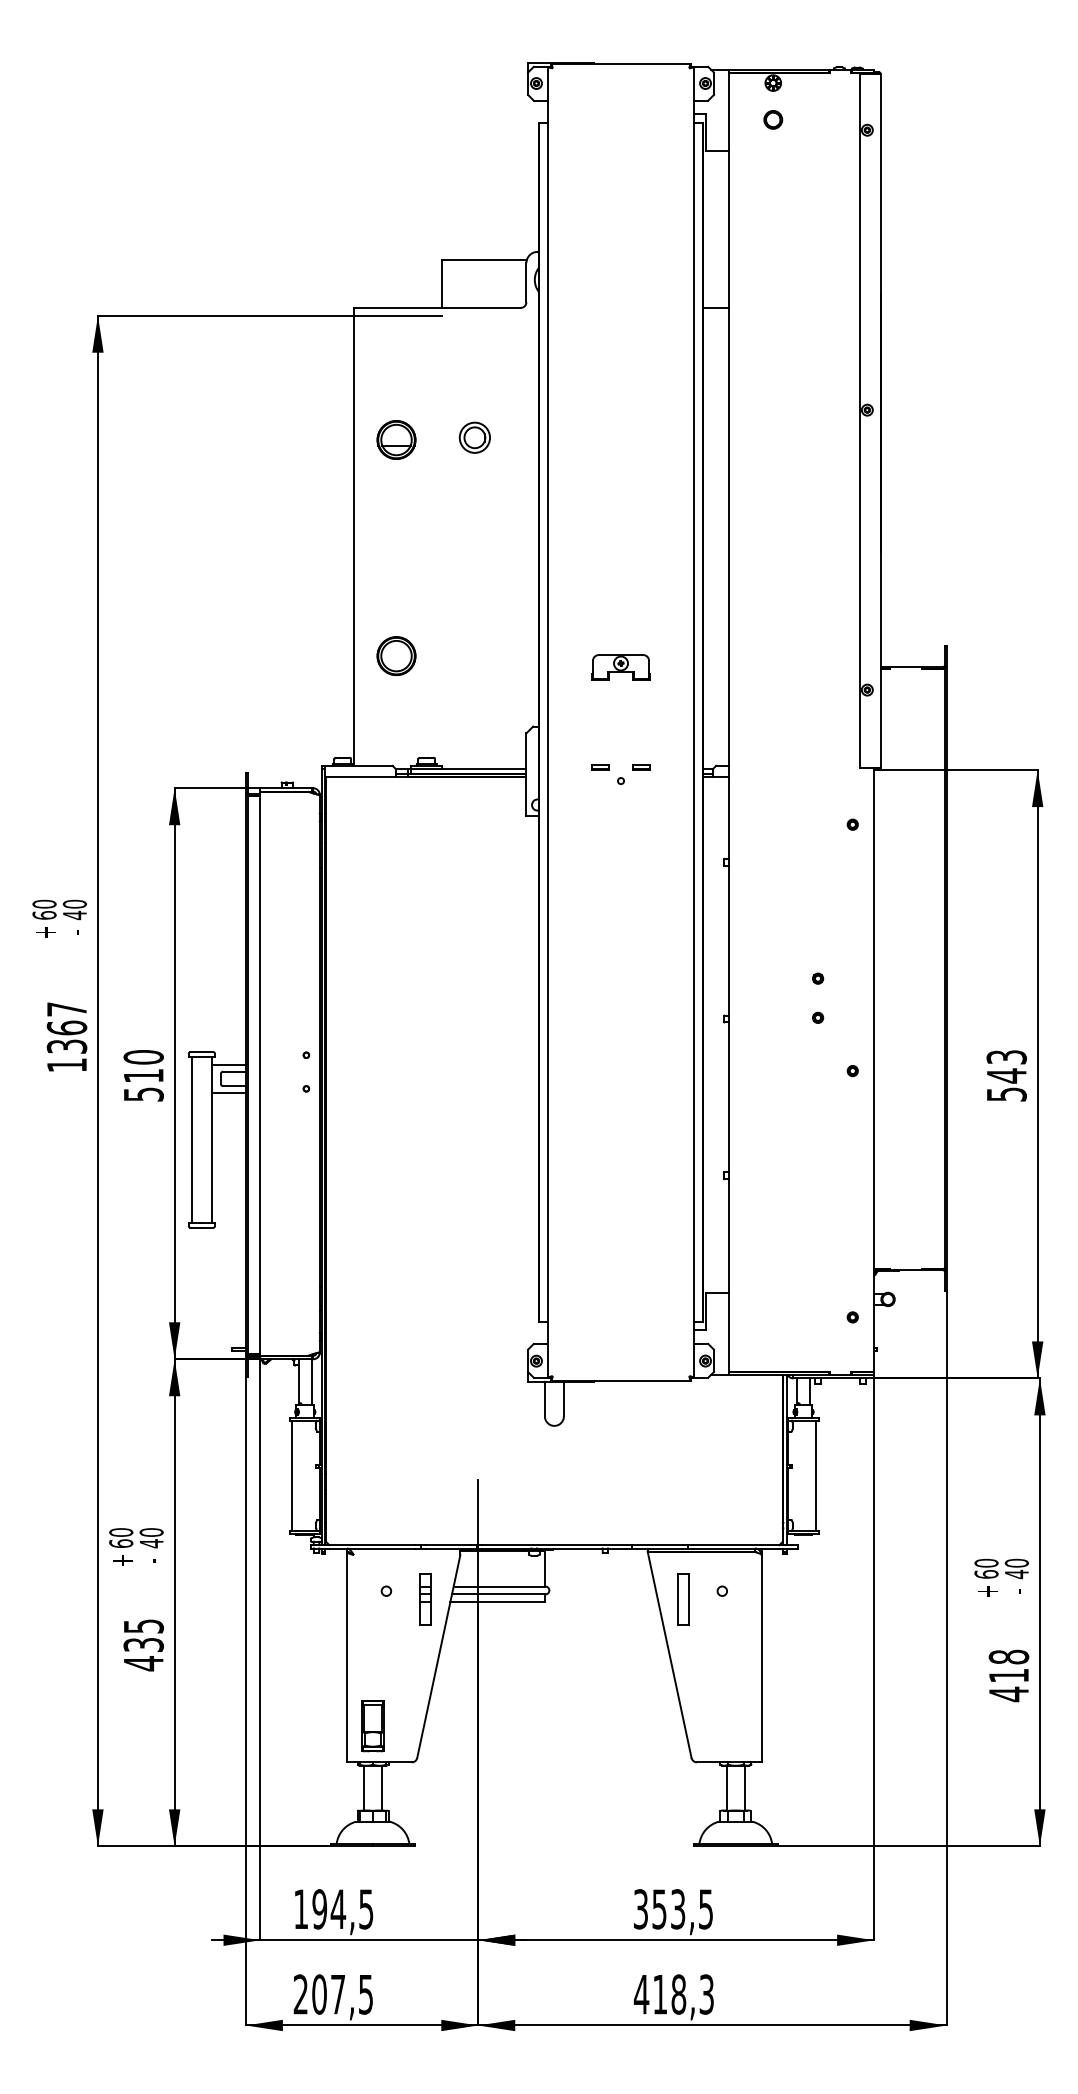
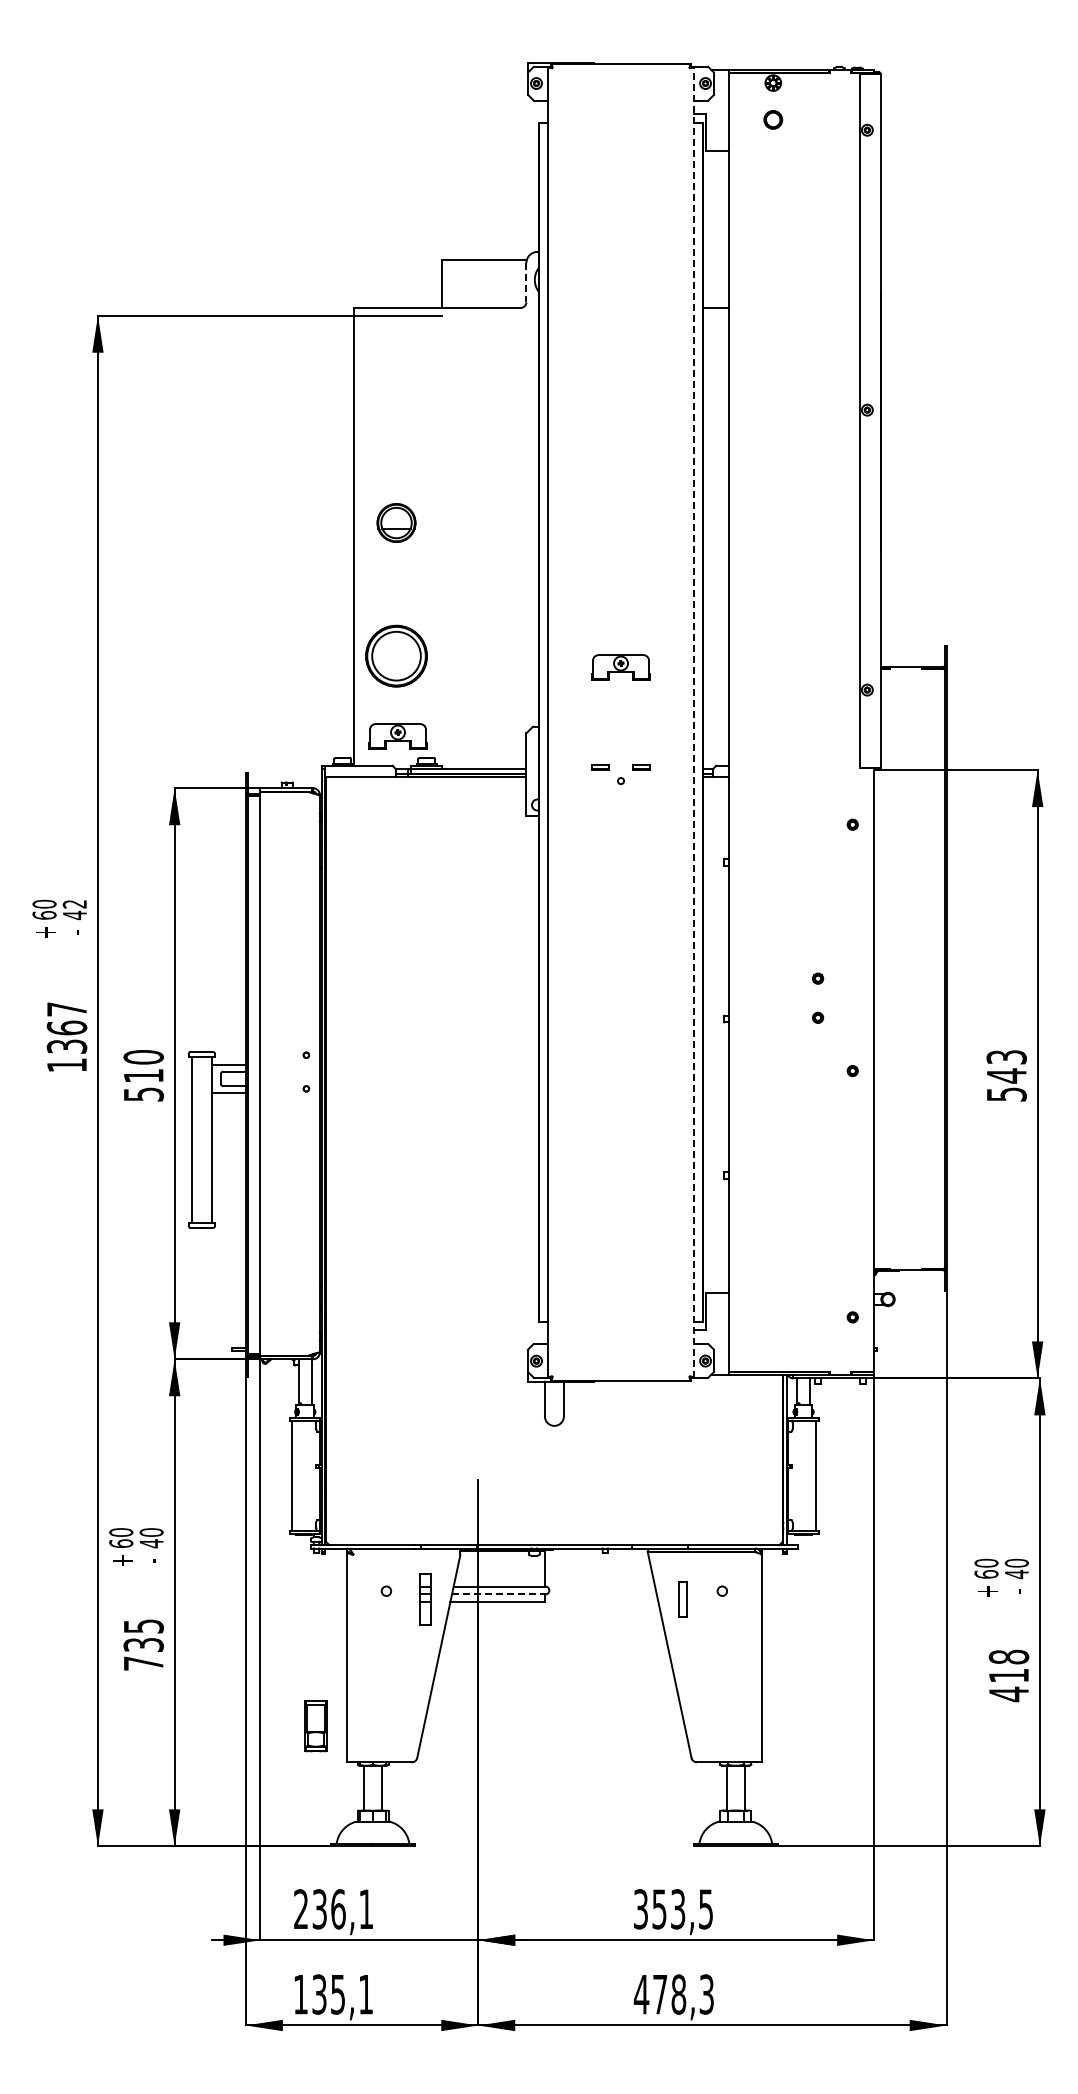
line: solid -> dashed (526, 282)
part: present -> none (474, 437)
part position: (396, 439) -> (396, 522) (396, 522)
part size: 41x40 px -> 63x64 px (396, 655)
line: solid -> dashed (693, 721)
part: none -> present (397, 736)
text: 40 -> 42 (74, 903)
line: solid -> dashed (498, 1594)
part size: 13x53 px -> 10x37 px (682, 1599)
text: 435 -> 735 (143, 1663)
part position: (372, 1726) -> (315, 1726) (315, 1726)
text: 194,5 -> 236,1 (333, 1909)
text: 207,5 -> 135,1 (332, 1994)
text: 418,3 -> 478,3 (660, 1994)
